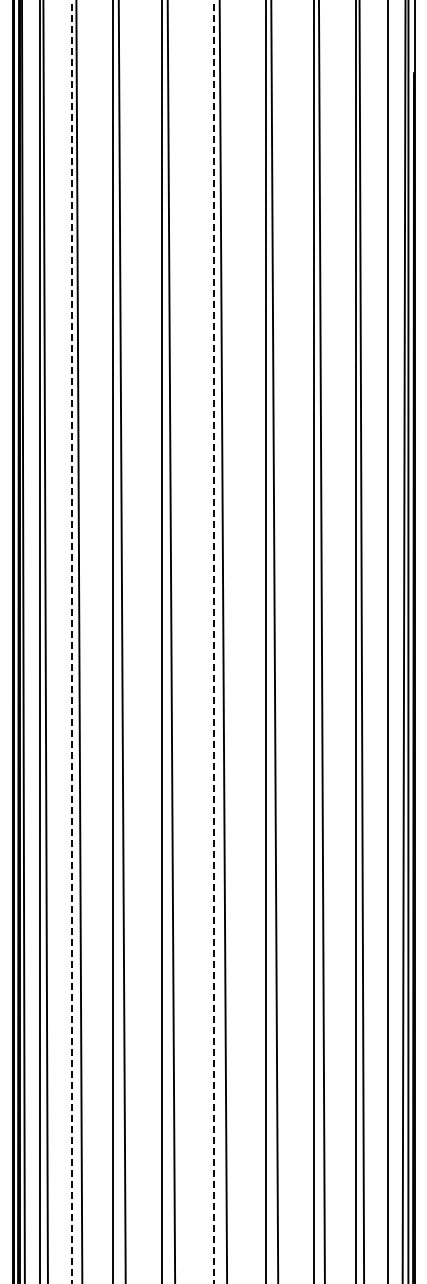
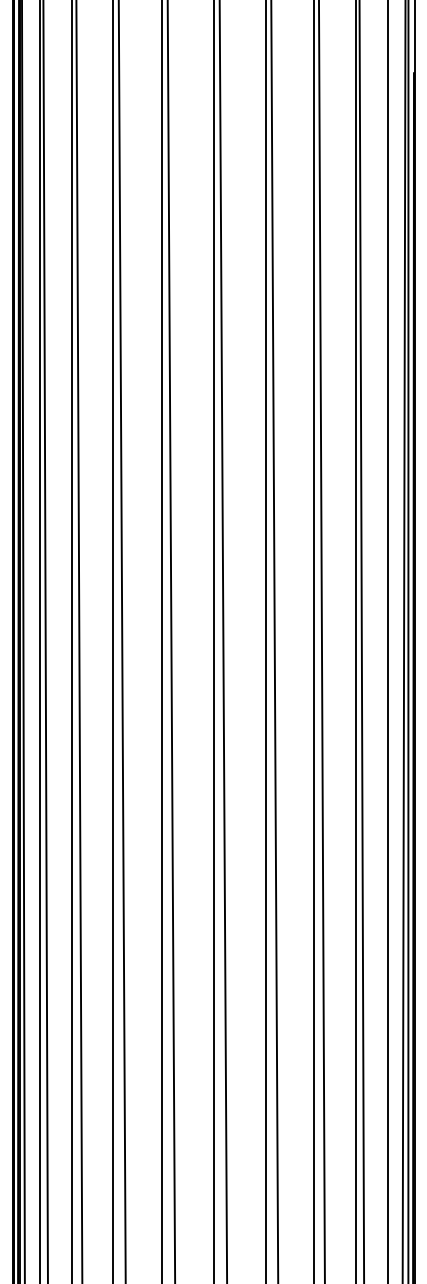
line: dashed -> solid (213, 641)
line: dashed -> solid (71, 642)
